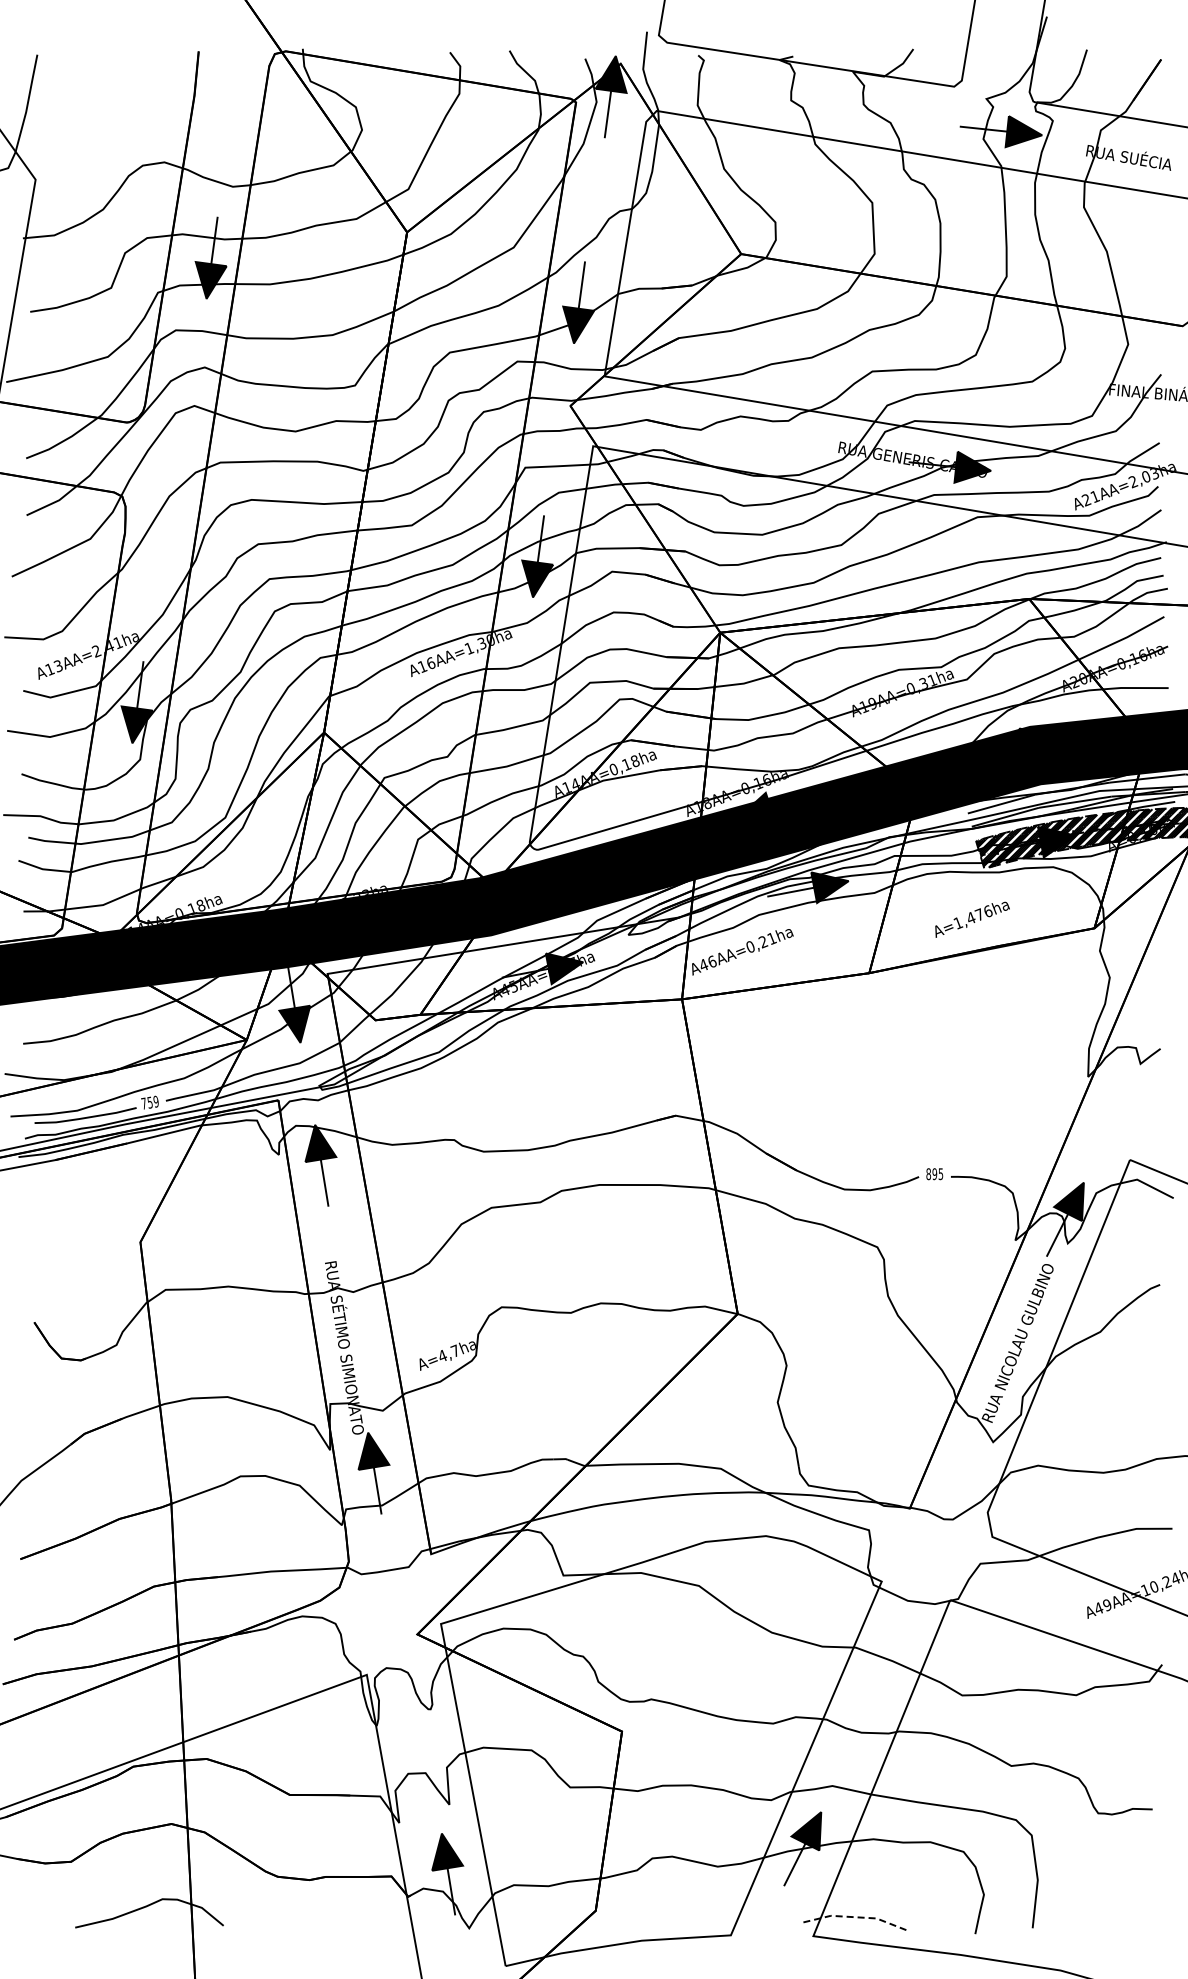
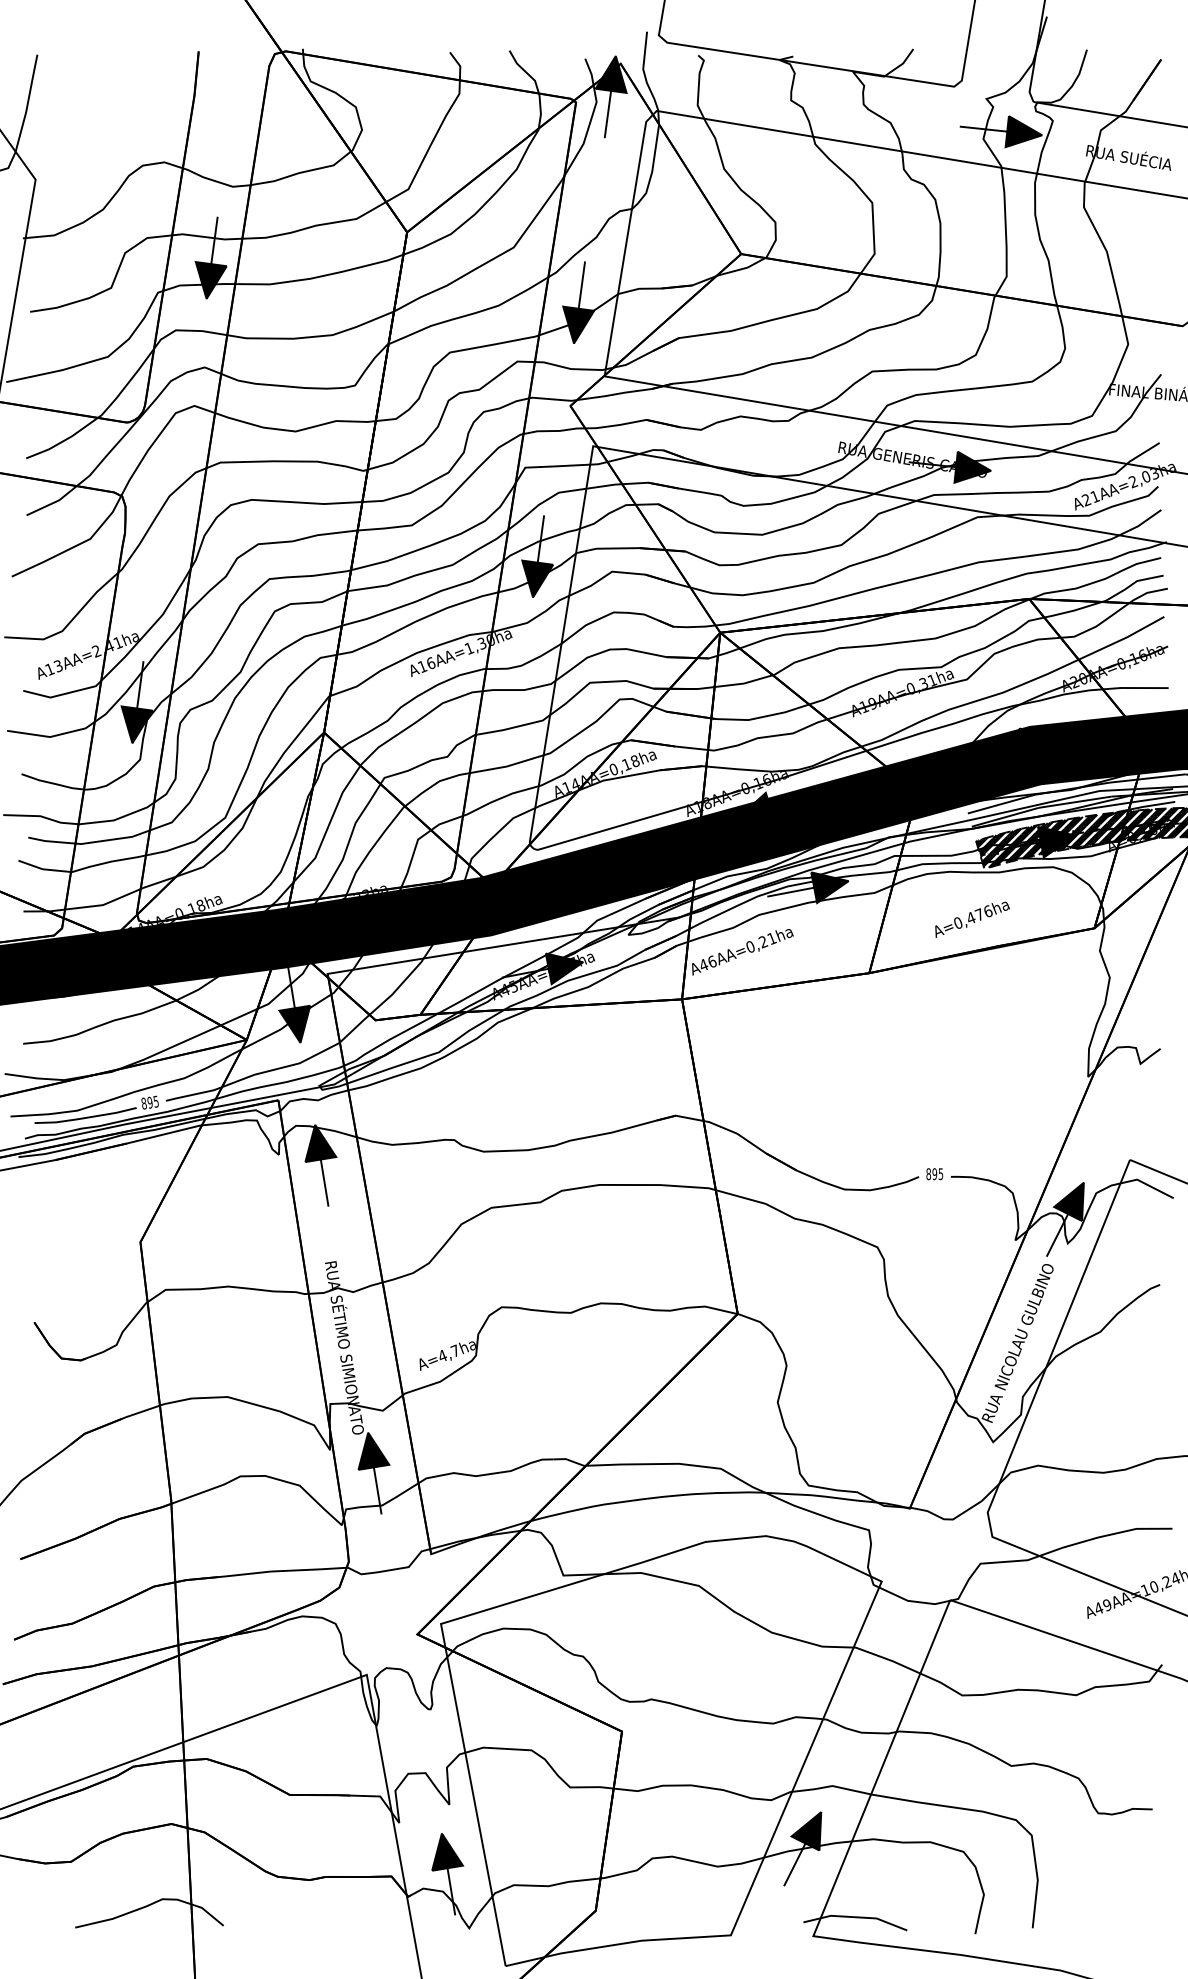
text: A=1,476ha -> A=0,476ha (958, 923)
text: 759 -> 895 (149, 1102)
line: dashed -> solid (855, 1917)
